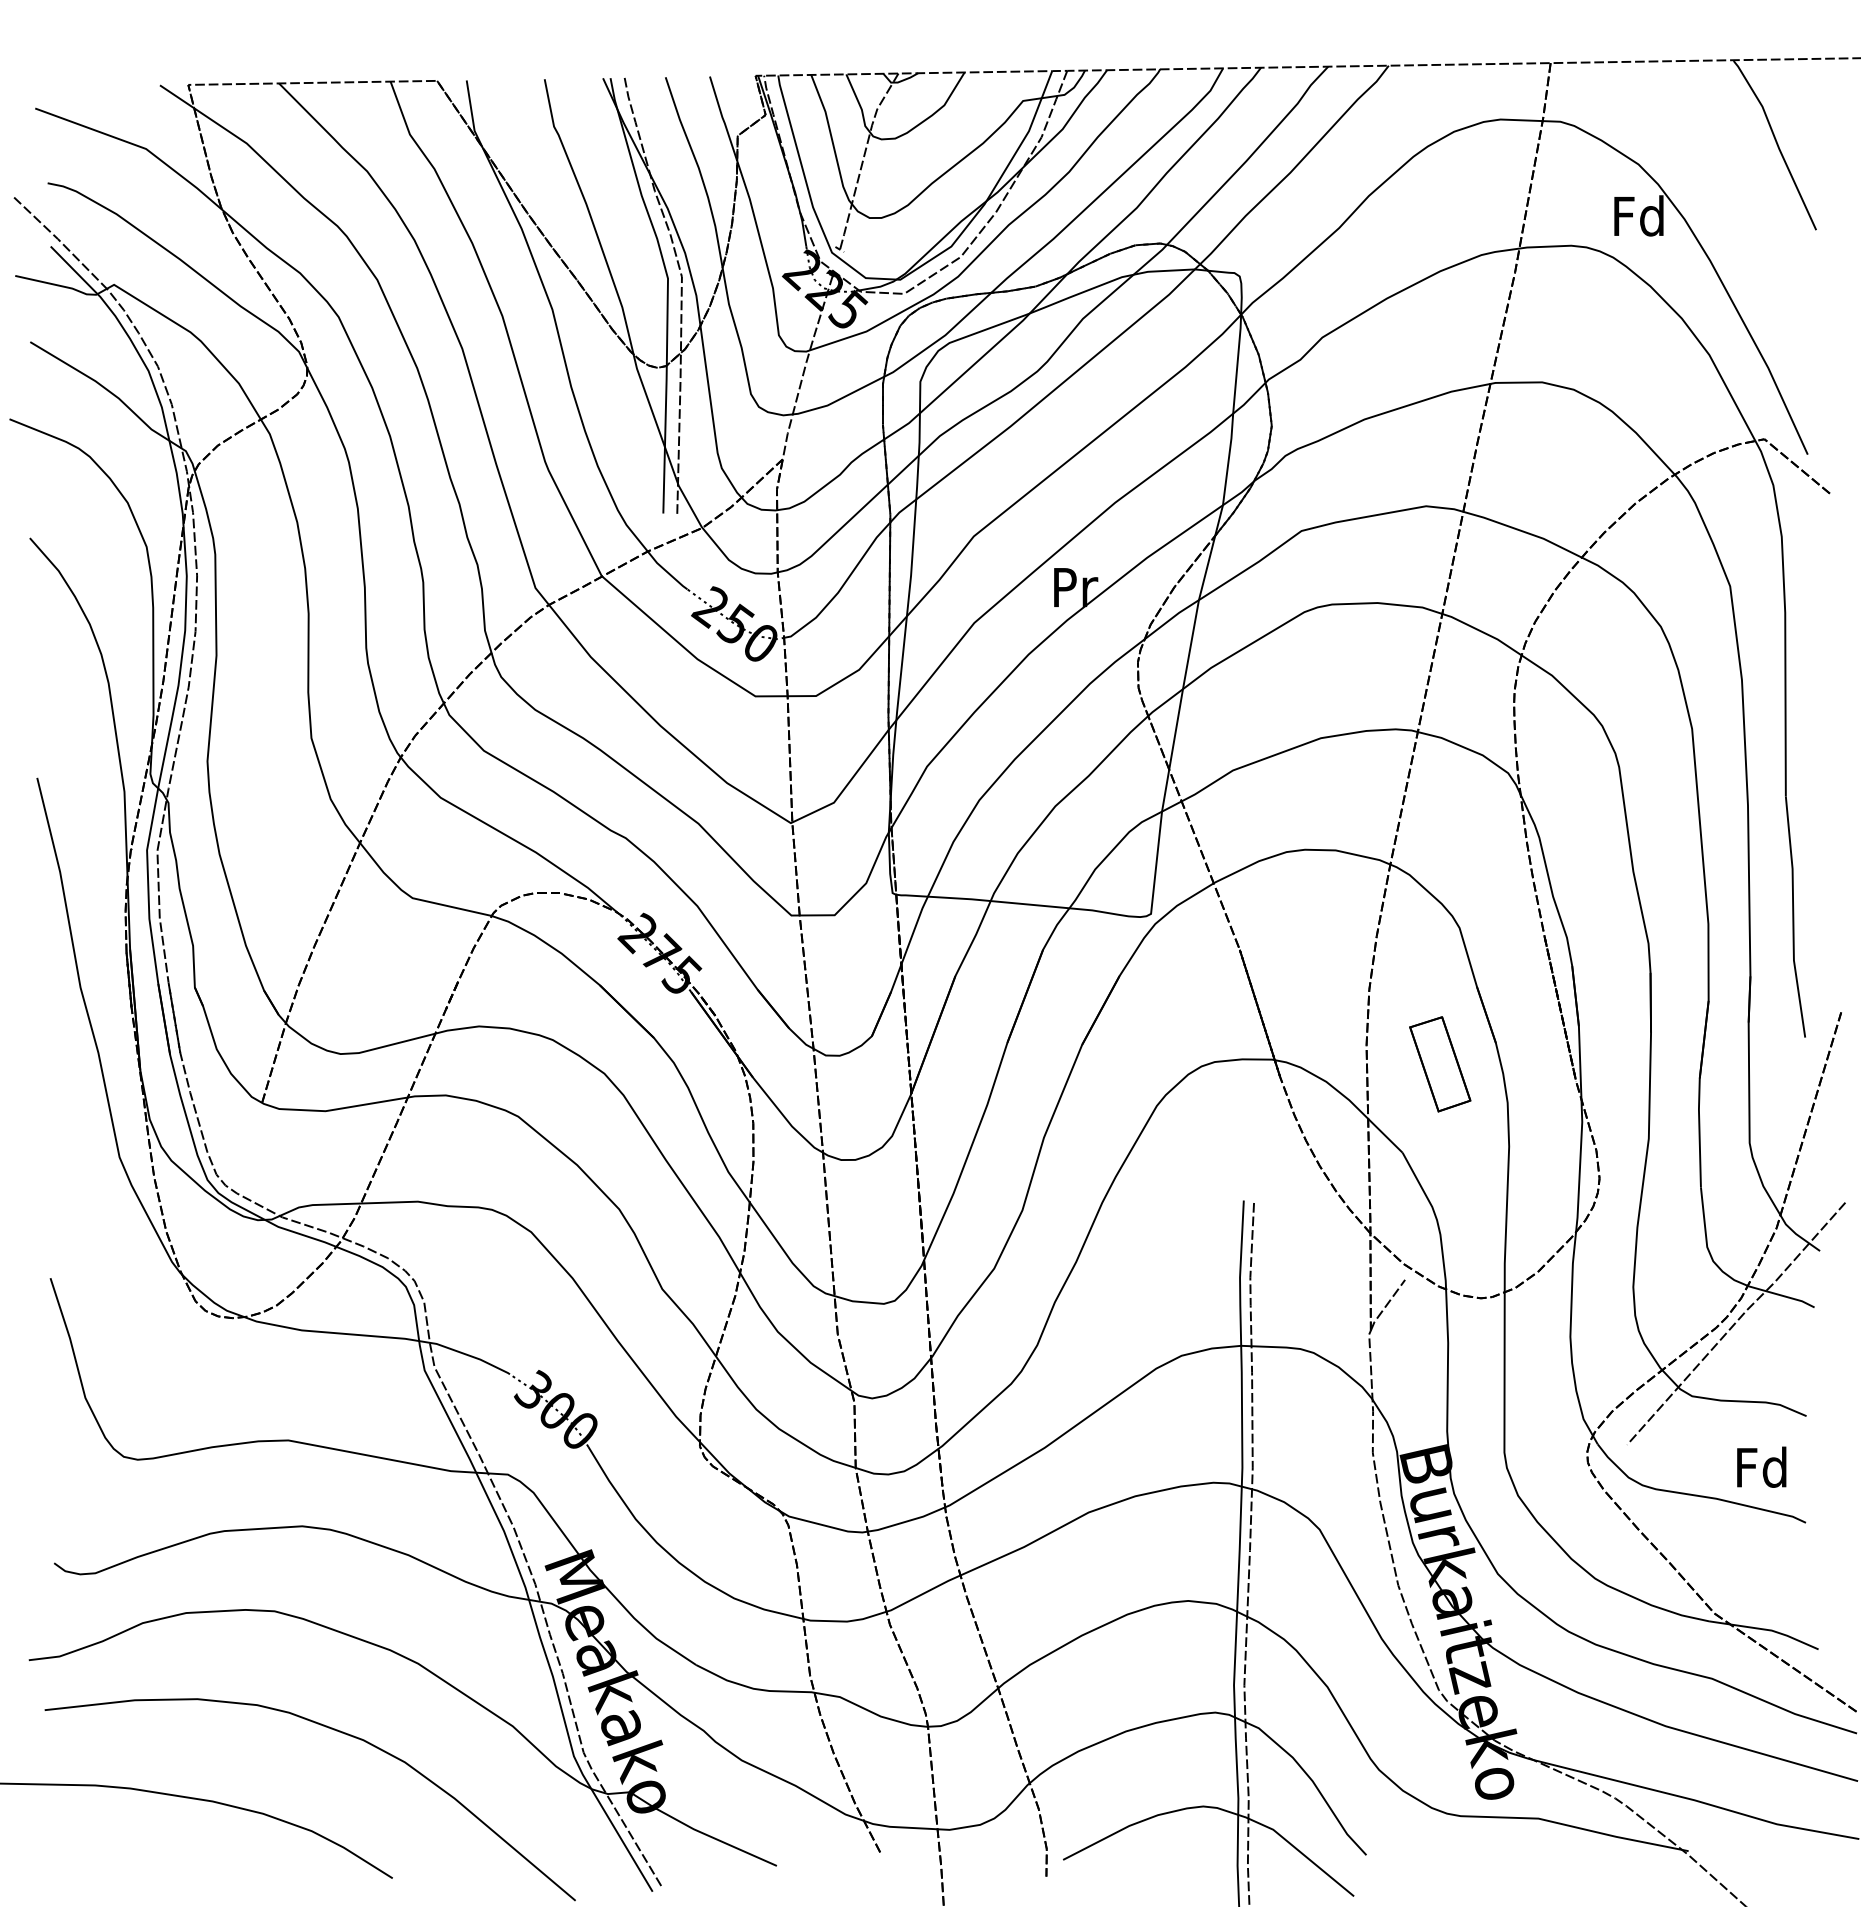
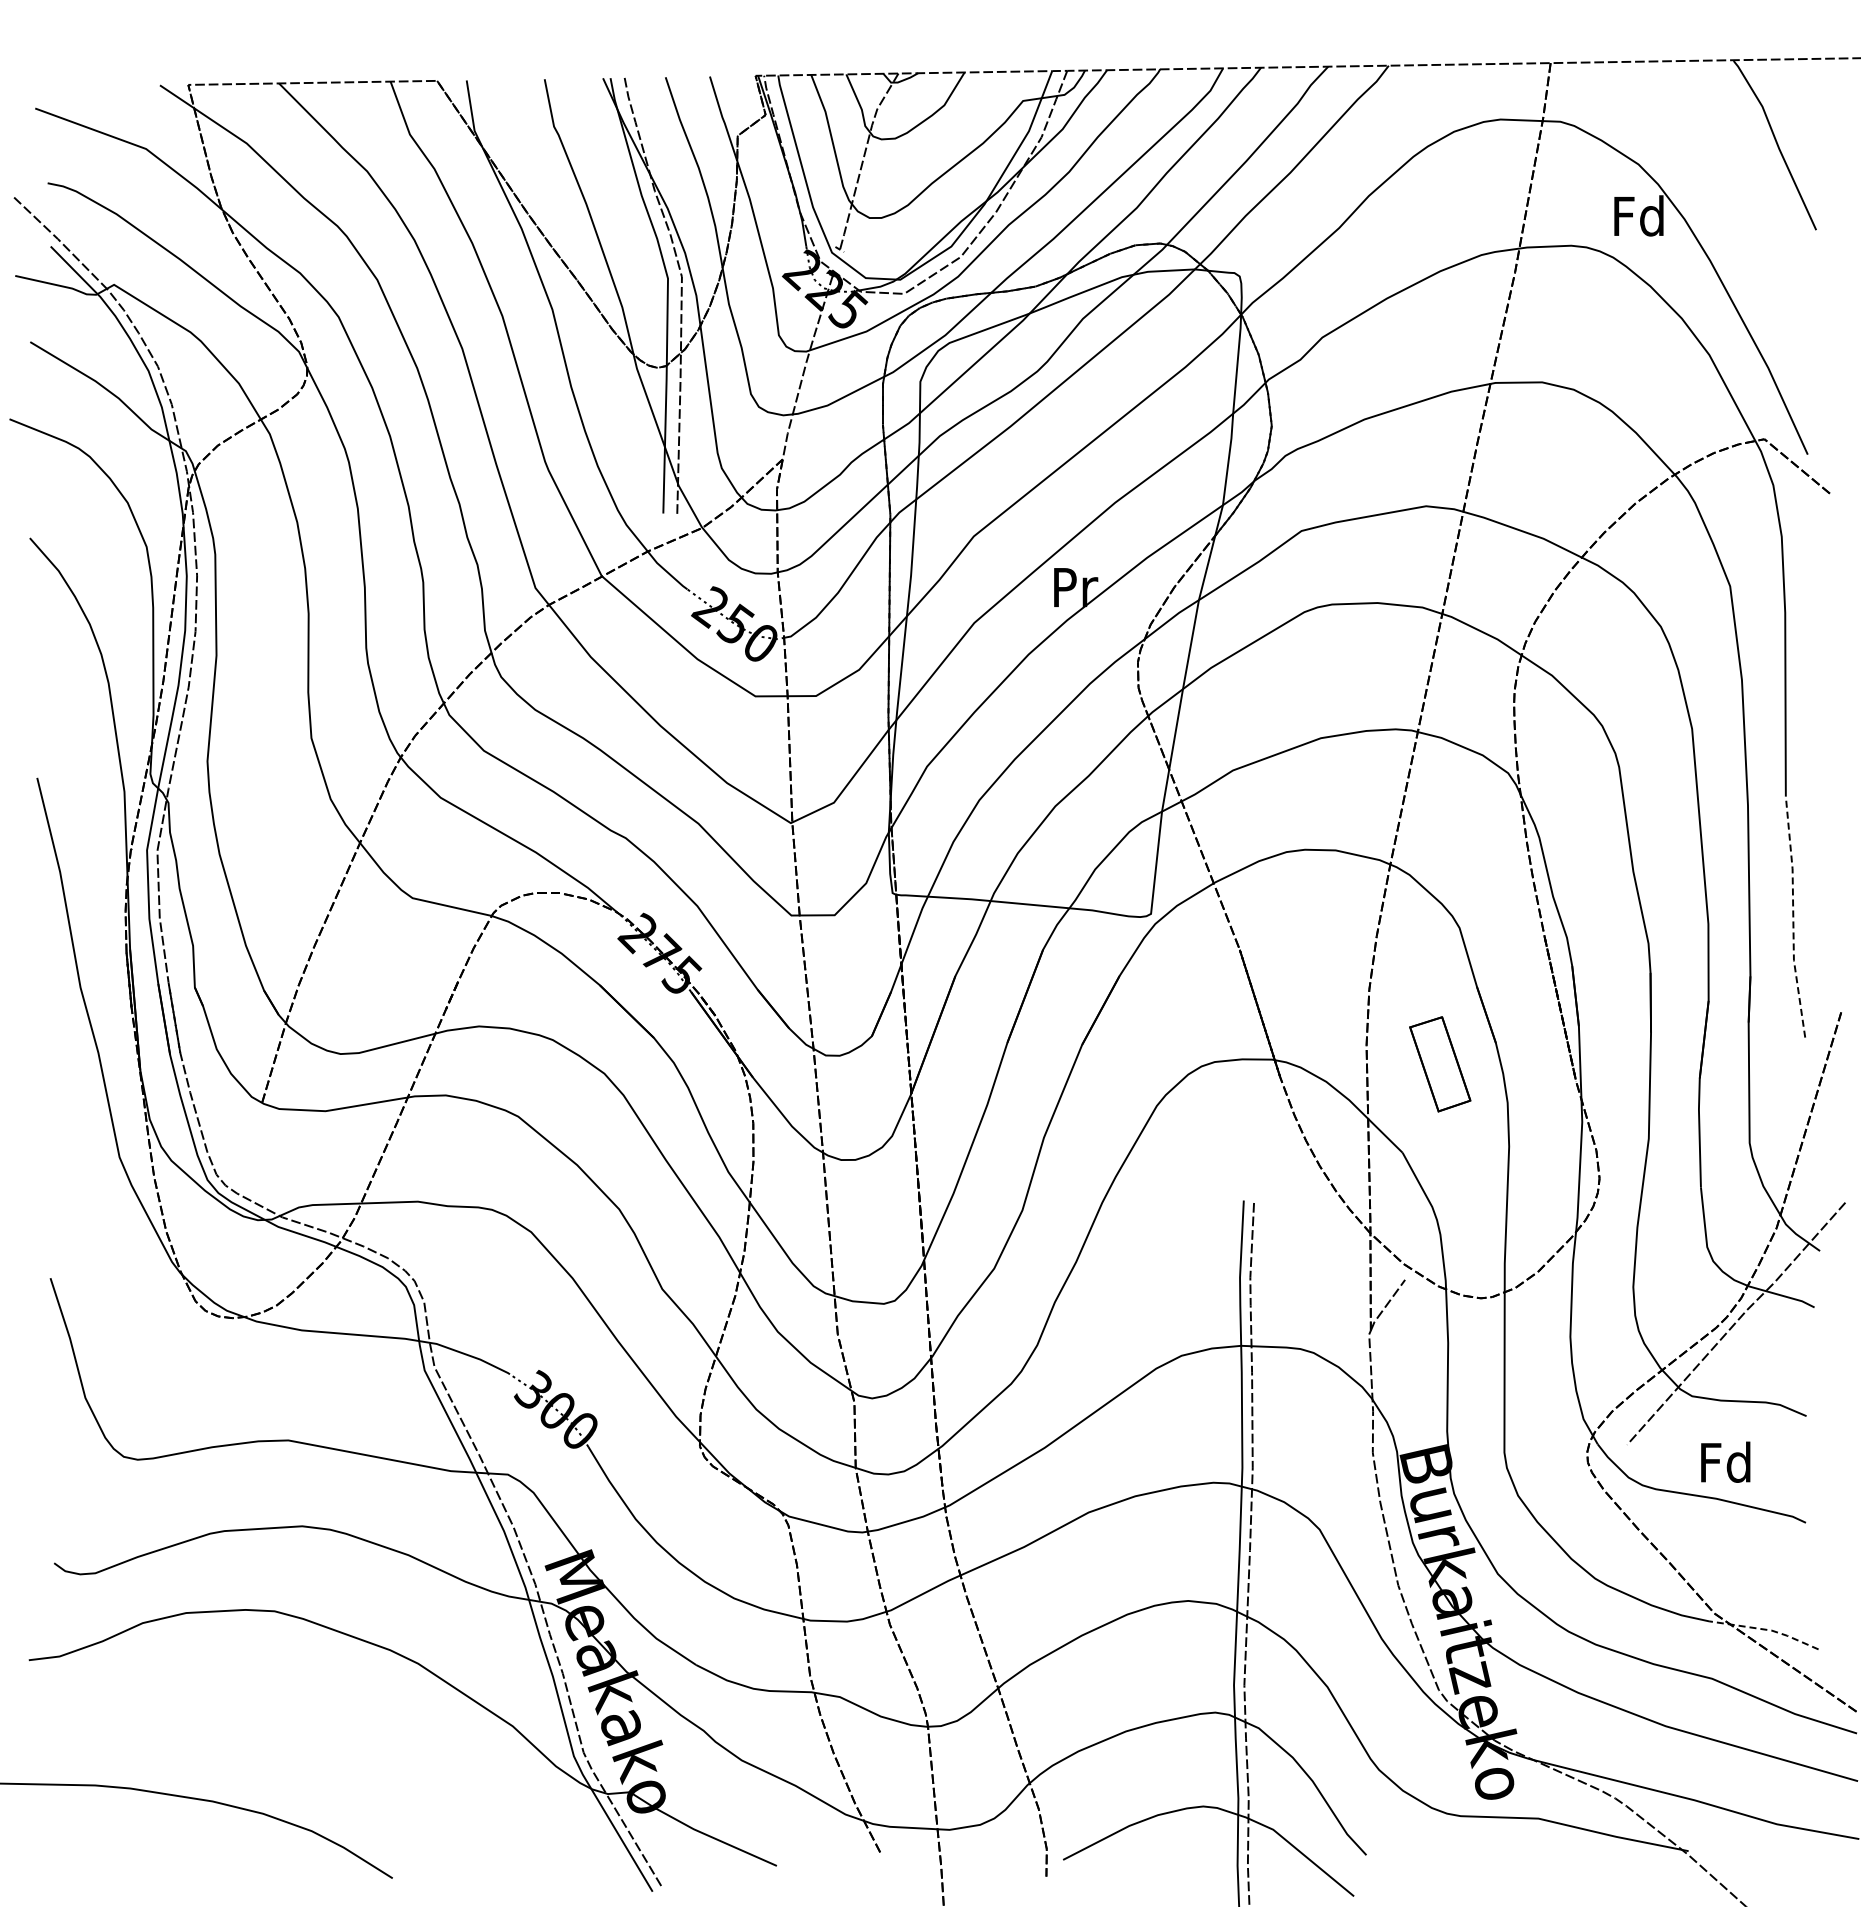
line: solid -> dashed (1793, 917)
text position: (1761, 1466) -> (1725, 1461) (1725, 1461)
line: solid -> dashed (1766, 1629)
curve: present -> none (333, 1730)
